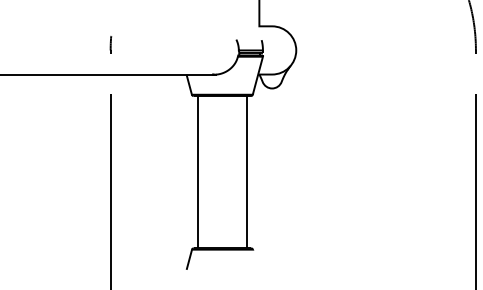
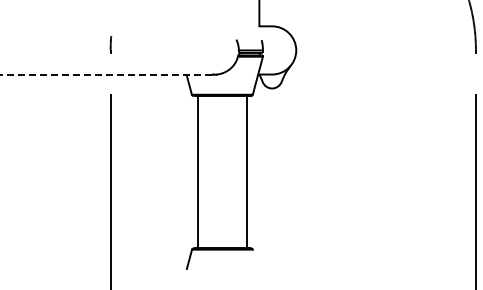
line: solid -> dashed (109, 74)
